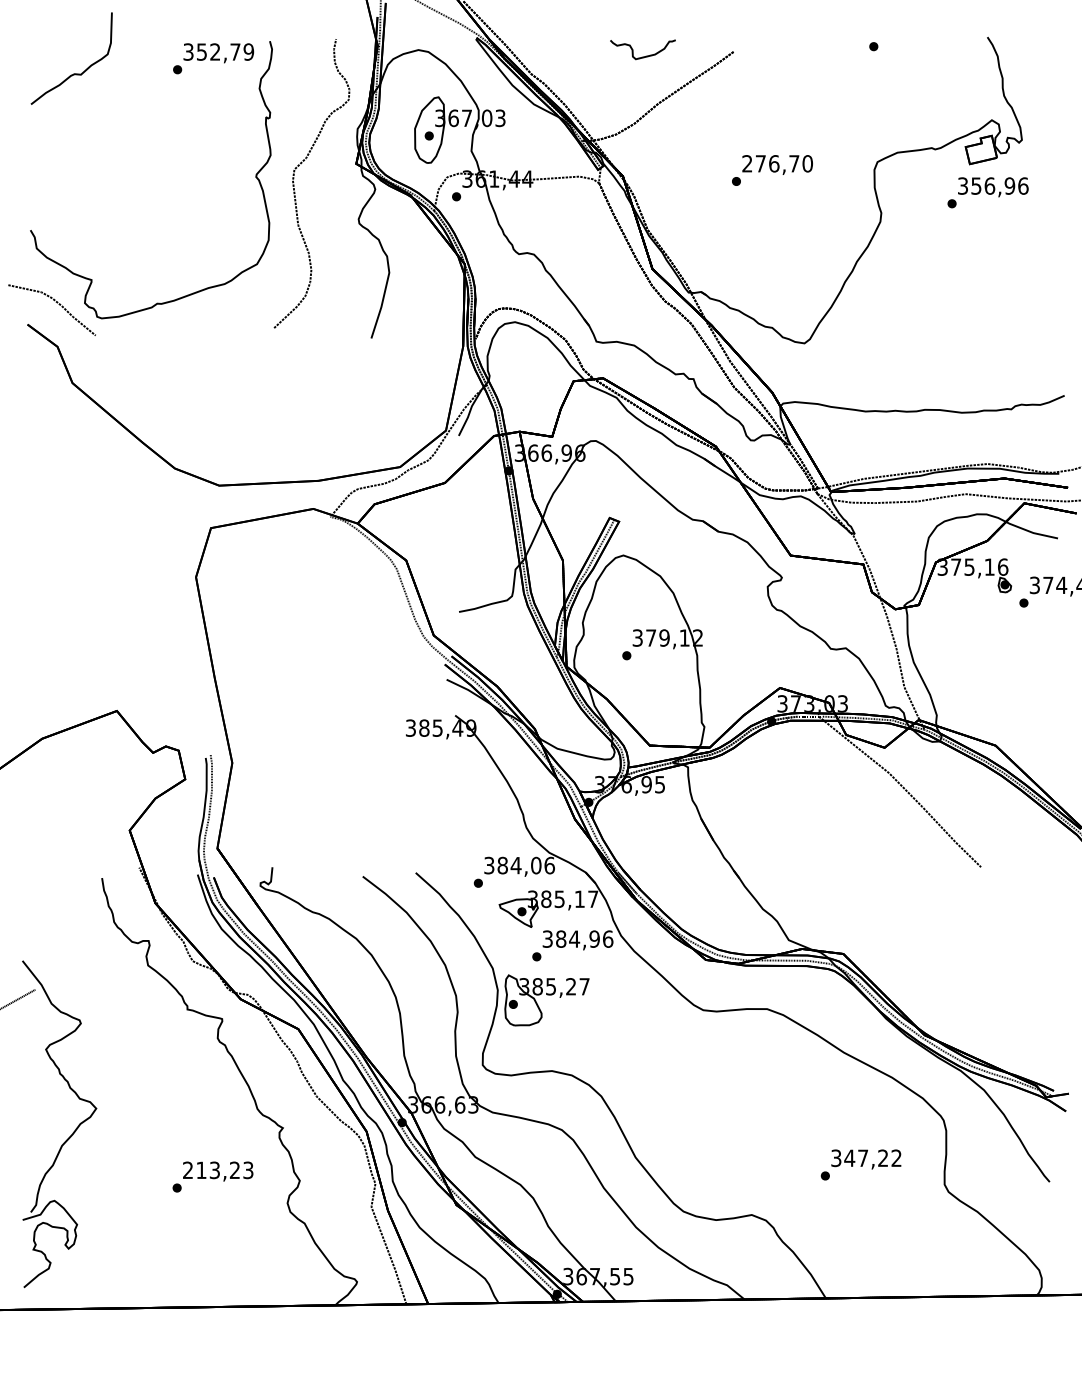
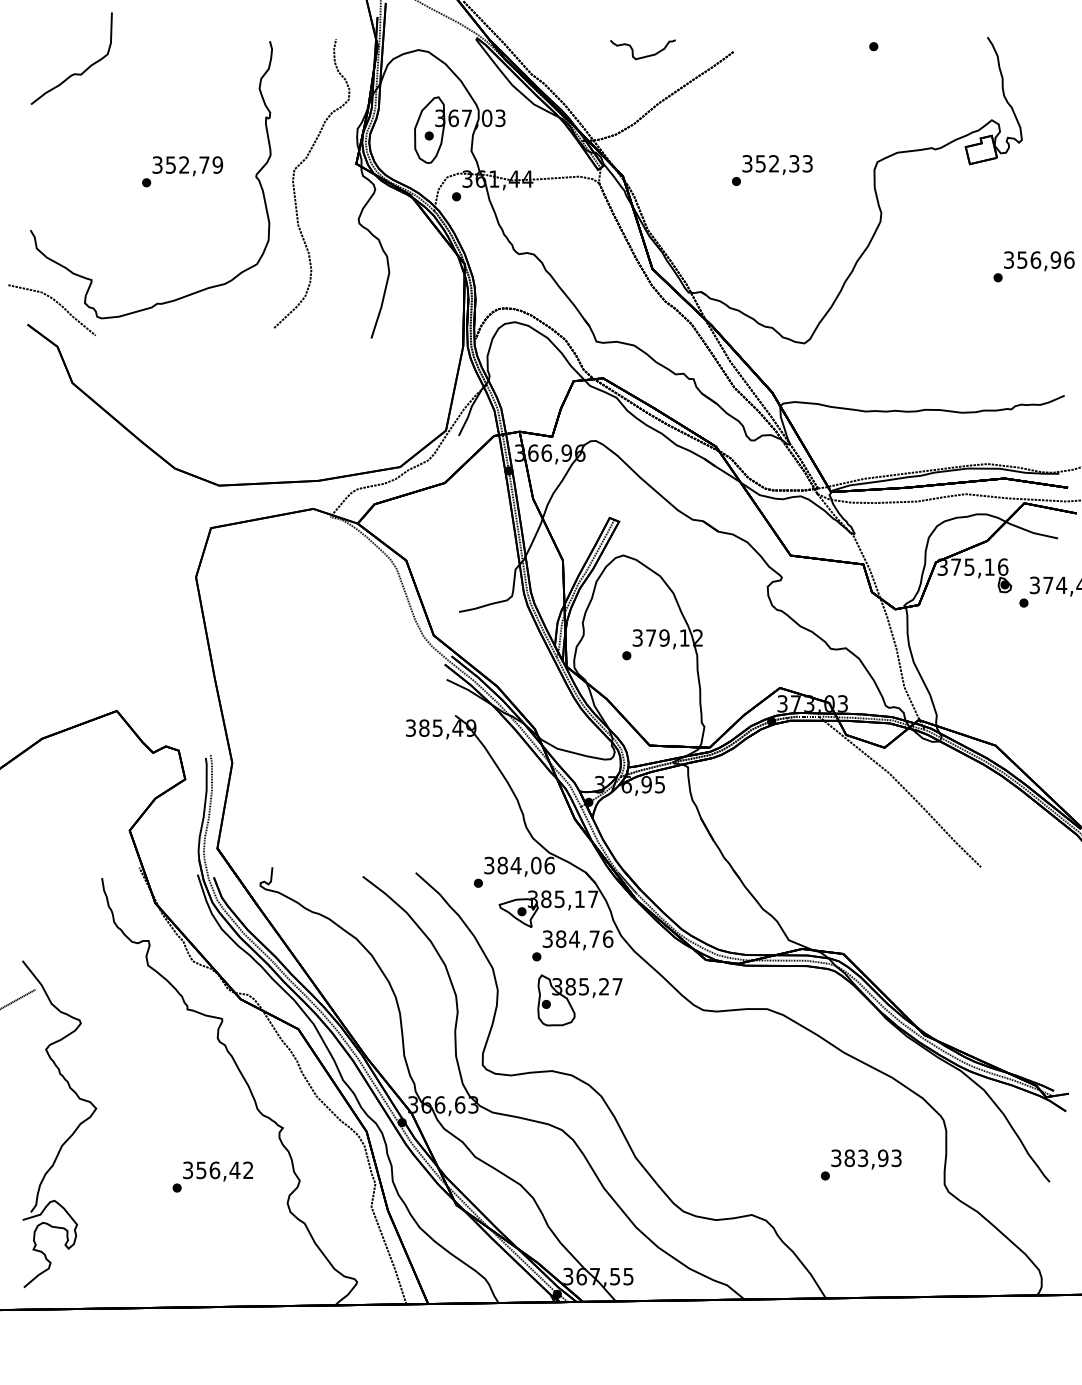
text position: (213, 58) -> (182, 171) (182, 171)
text: 276,70 -> 352,33 (777, 163)
text position: (987, 192) -> (1033, 266) (1033, 266)
text: 384,96 -> 384,76 (594, 938)
part position: (546, 1000) -> (579, 1000) (579, 1000)
text: 347,22 -> 383,93 (872, 1158)
text: 213,23 -> 356,42 (218, 1170)
